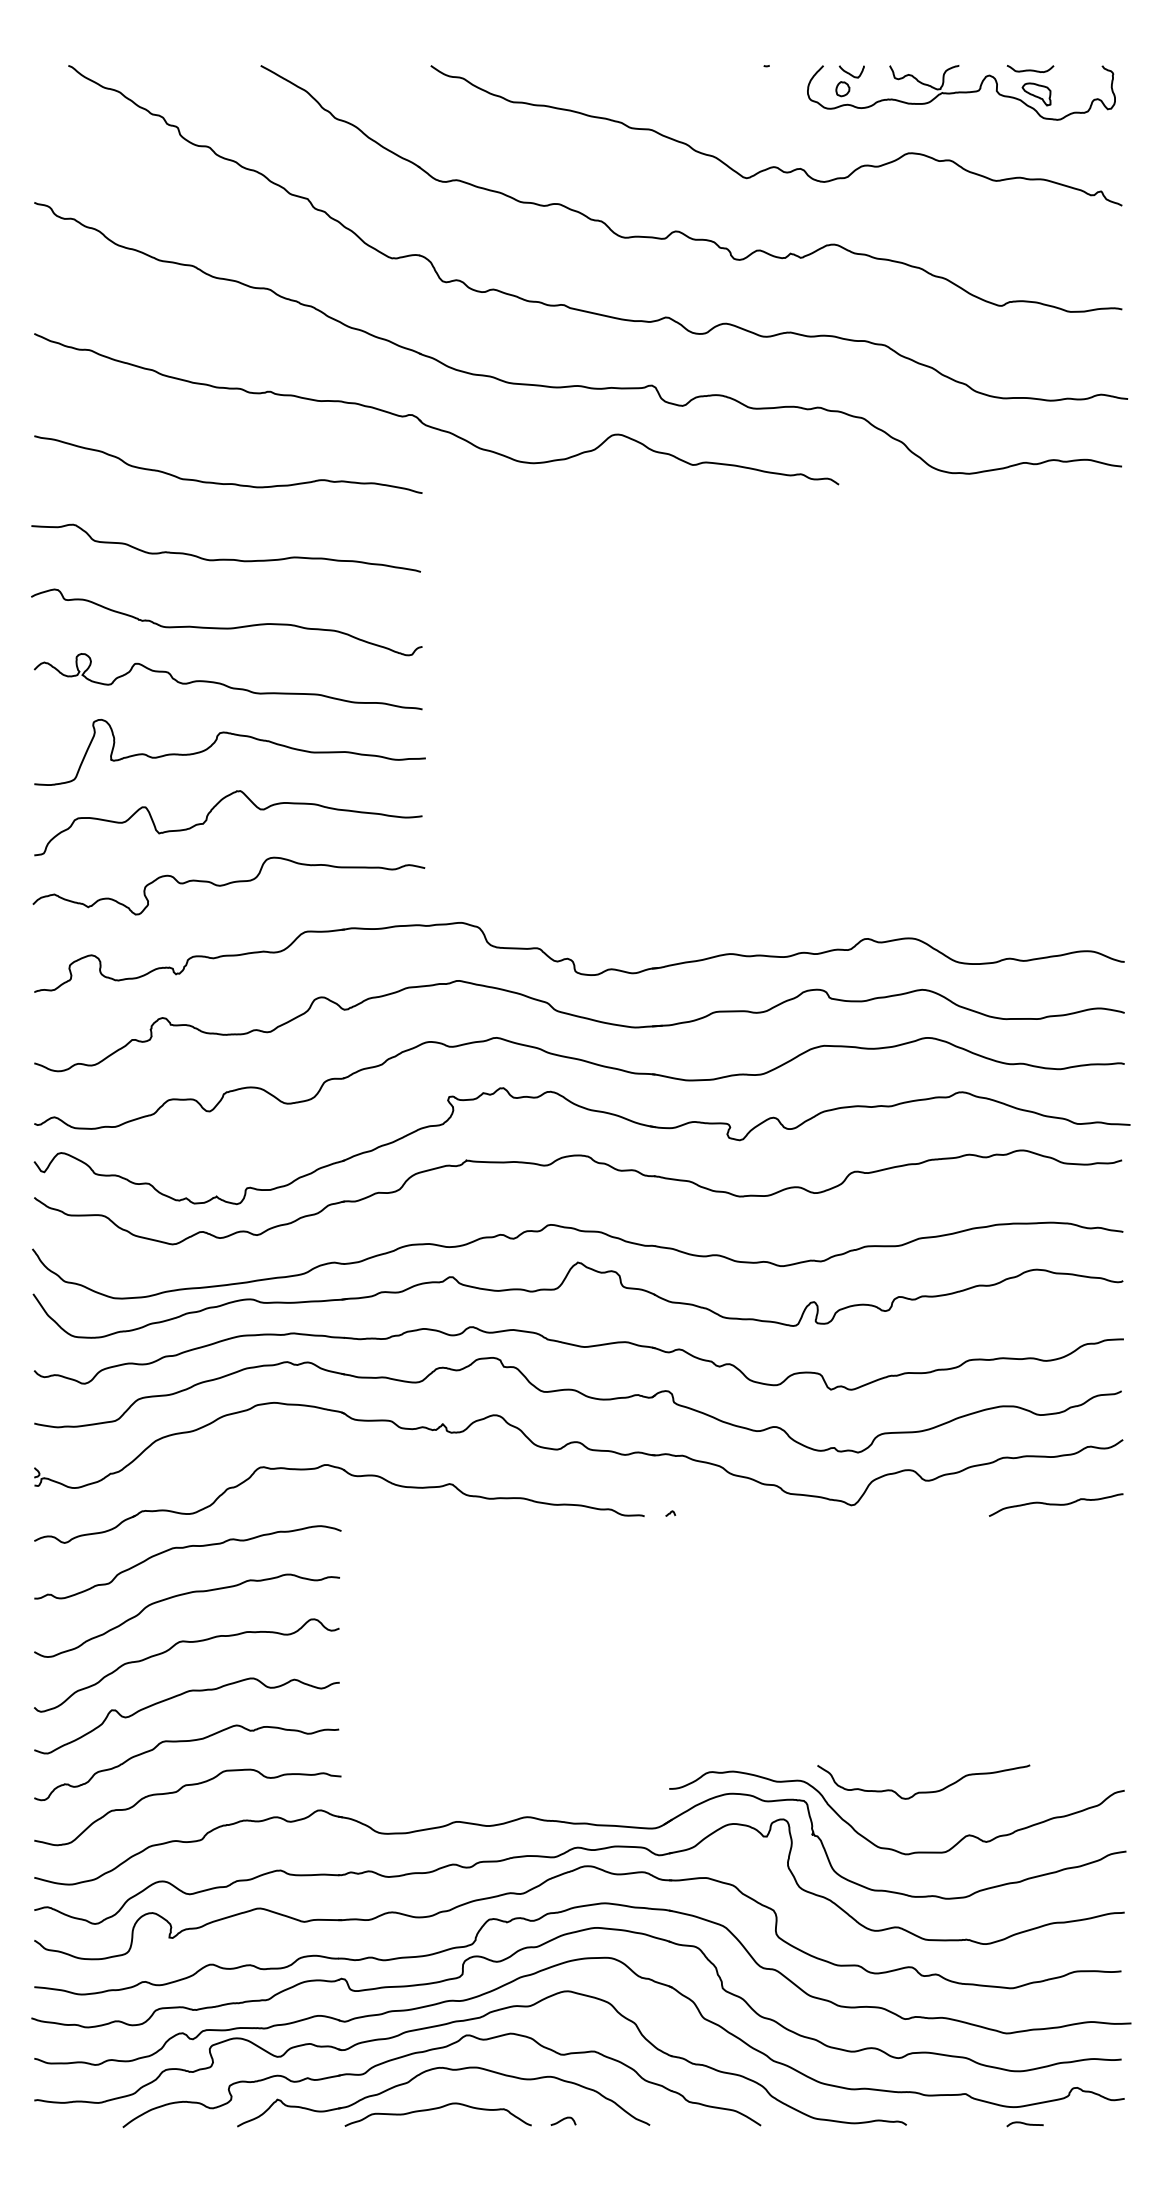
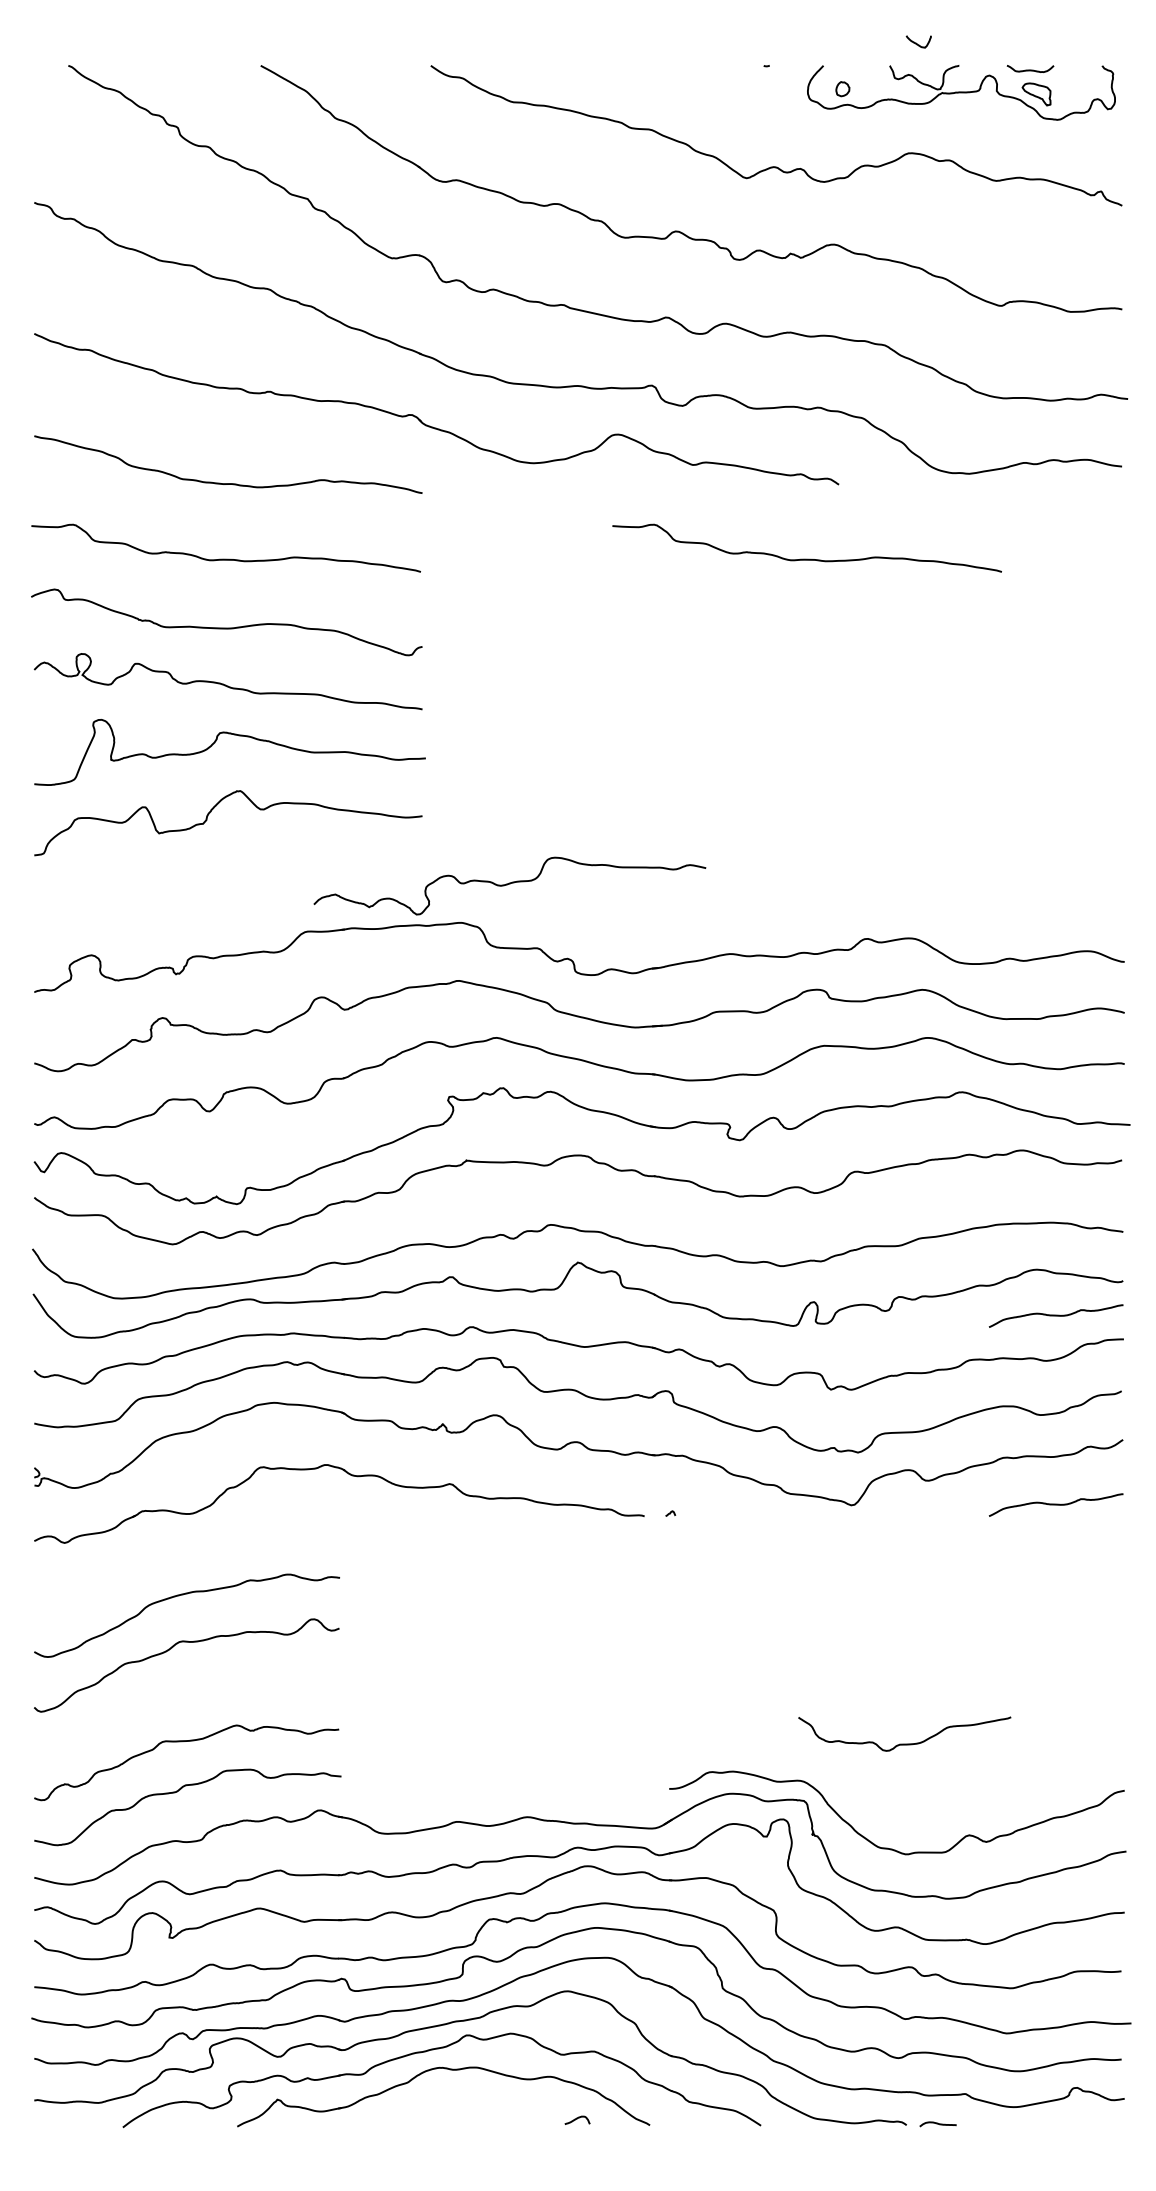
curve position: (849, 72) -> (916, 42) (916, 42)
curve: none -> present (806, 558)
curve position: (228, 884) -> (509, 884) (509, 884)
curve: none -> present (1055, 1315)
curve: present -> none (185, 1548)
curve: present -> none (181, 1695)
curve position: (923, 1791) -> (904, 1743) (904, 1743)
curve: present -> none (437, 2109)
curve position: (563, 2120) -> (577, 2119) (577, 2119)
curve position: (1024, 2124) -> (937, 2124) (937, 2124)
